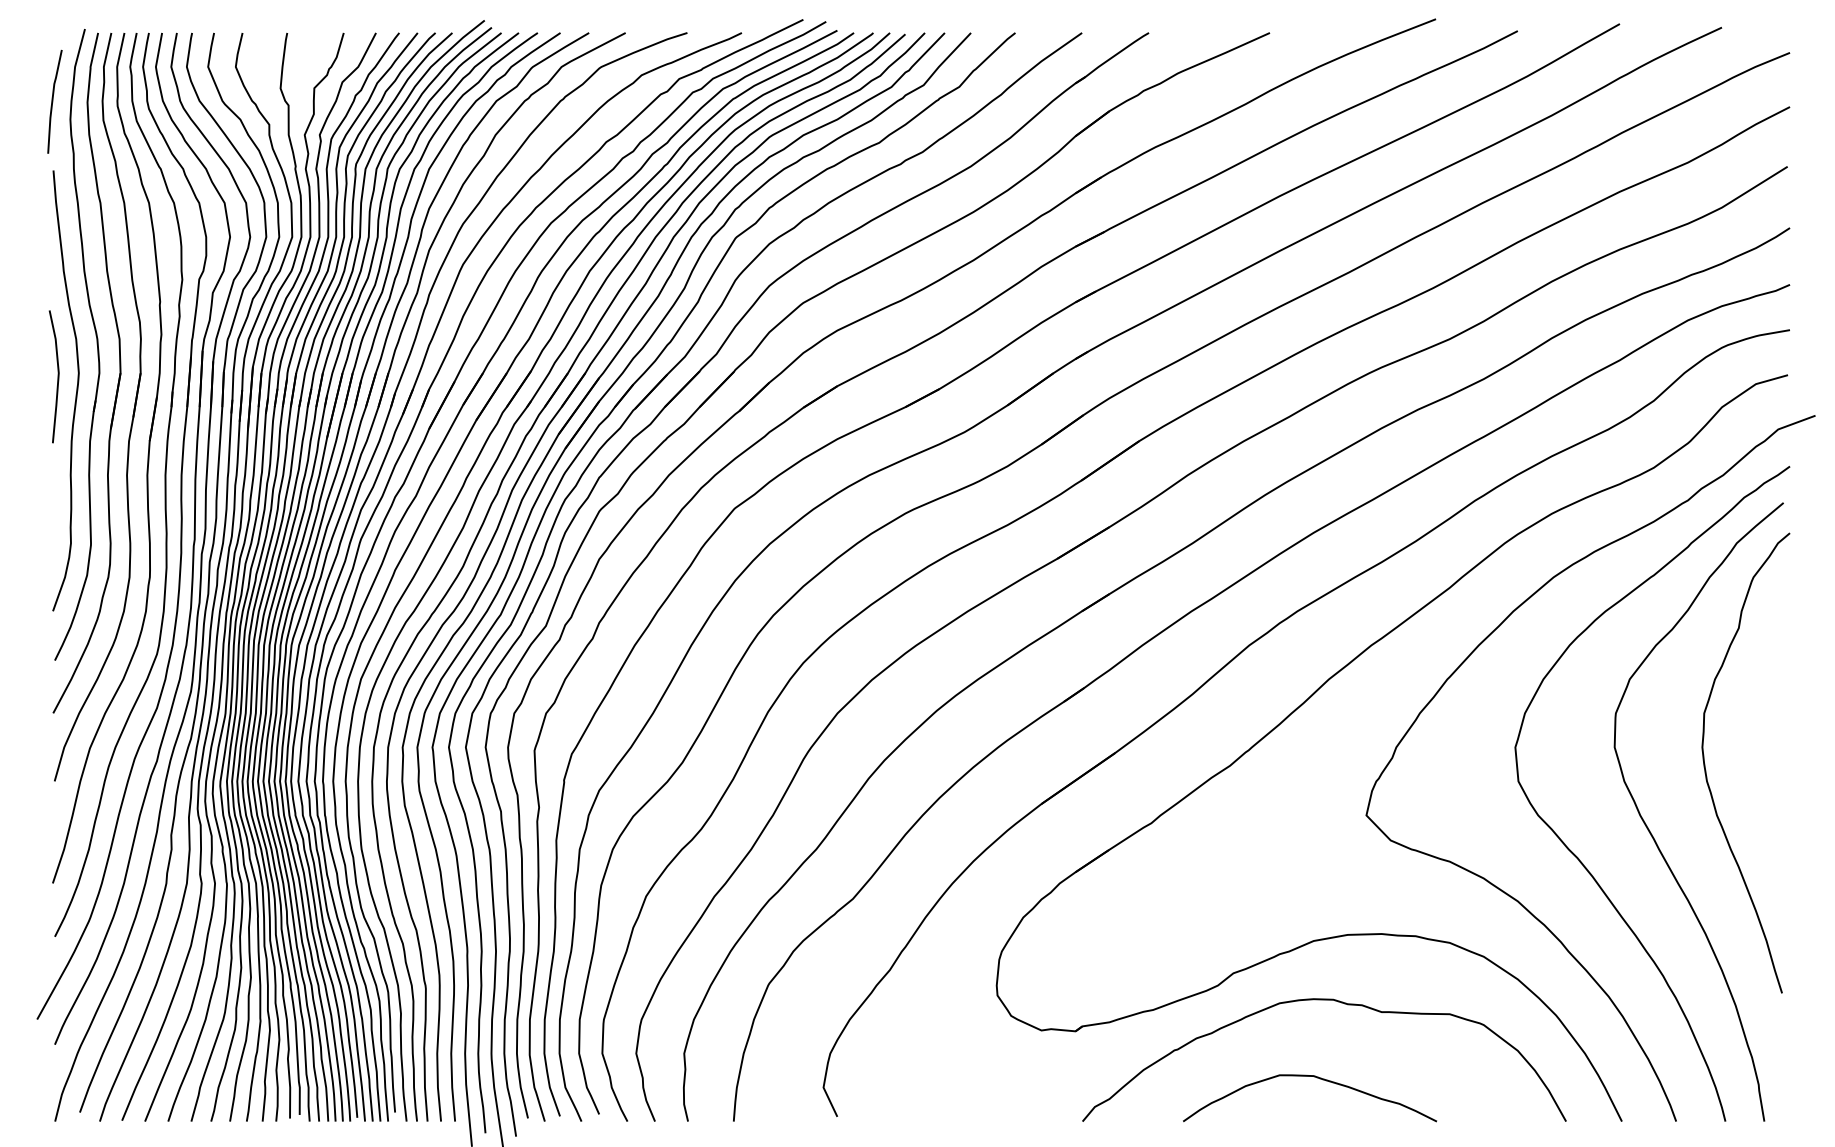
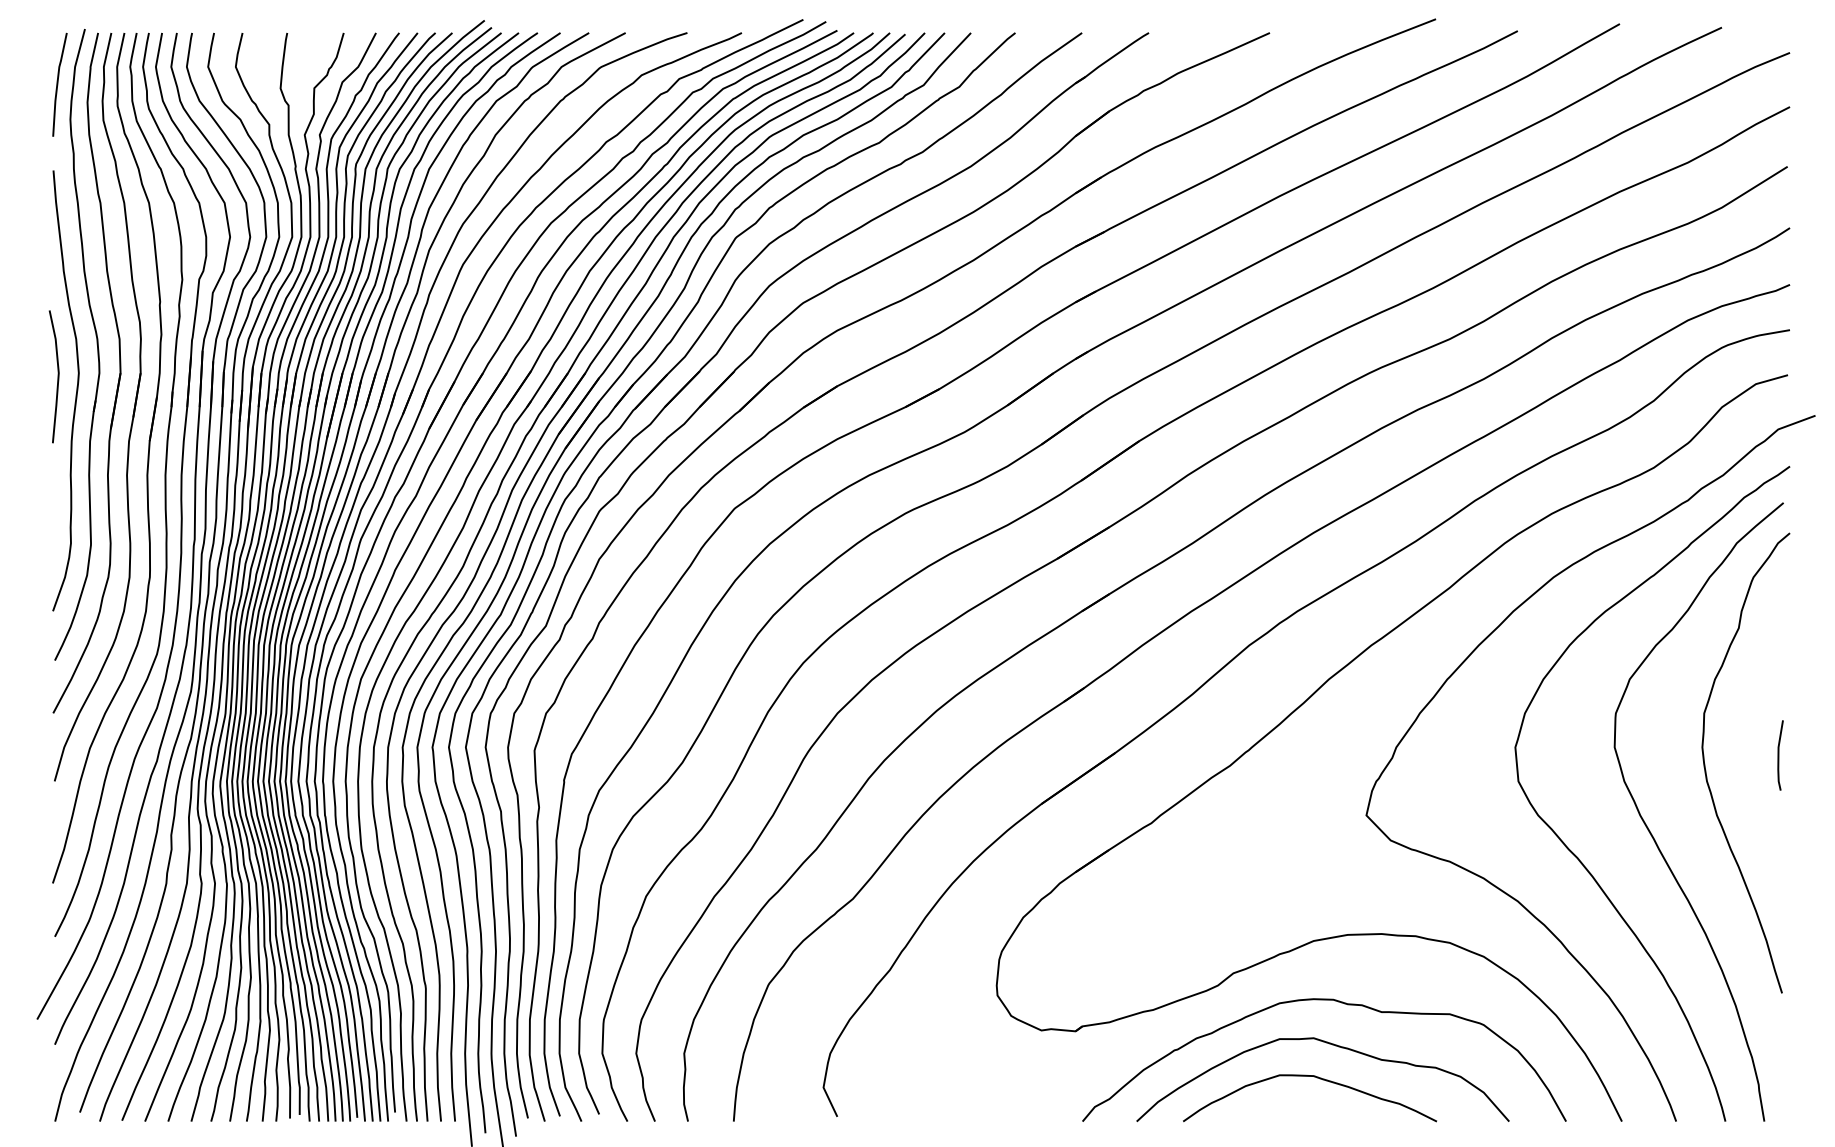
line position: (53, 101) -> (58, 84) (58, 84)
line: none -> present (1779, 755)
curve: none -> present (1332, 1045)
